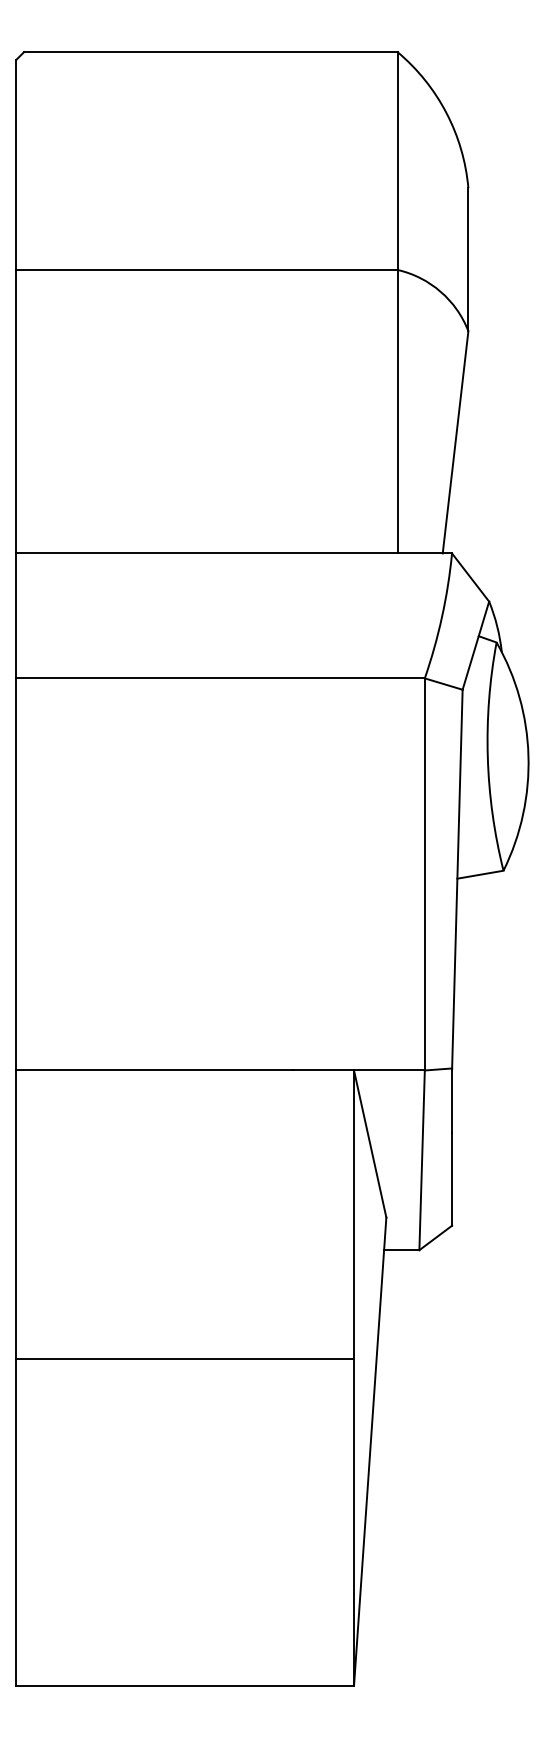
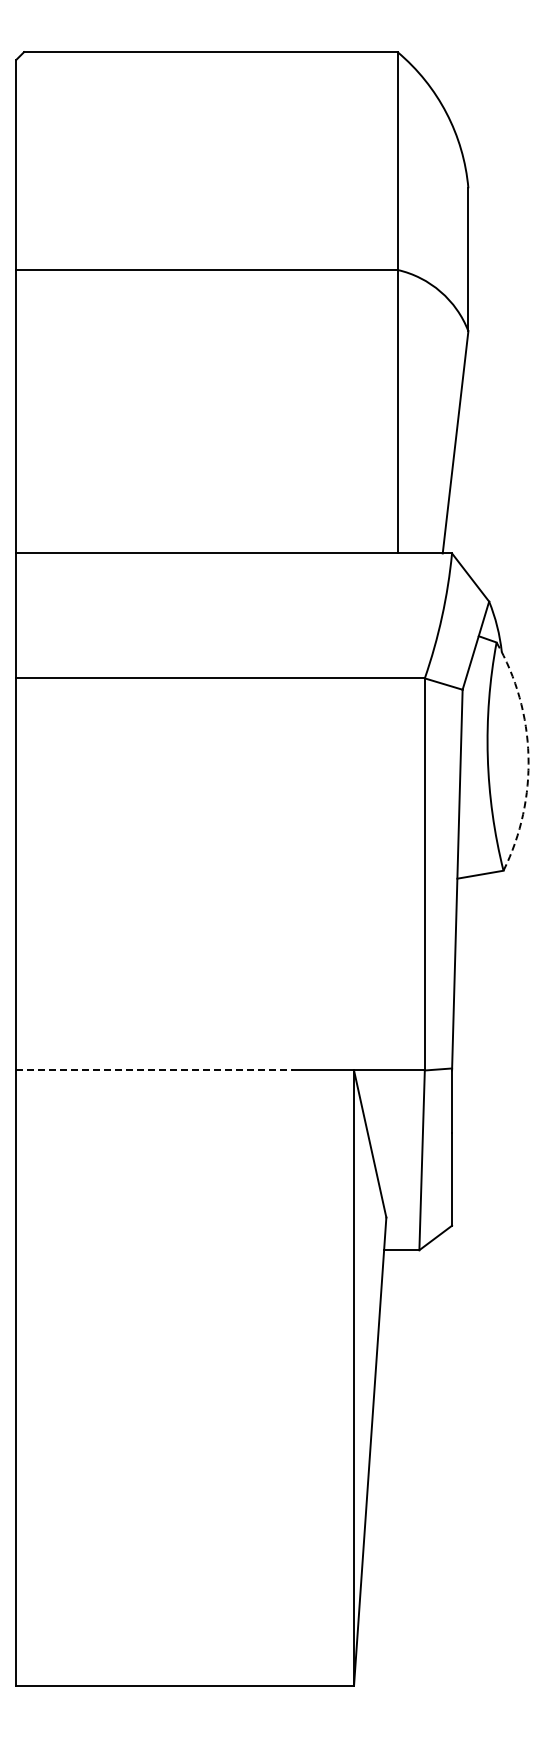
arc: solid -> dashed (528, 755)
line: solid -> dashed (155, 1070)
line: present -> none (185, 1359)
